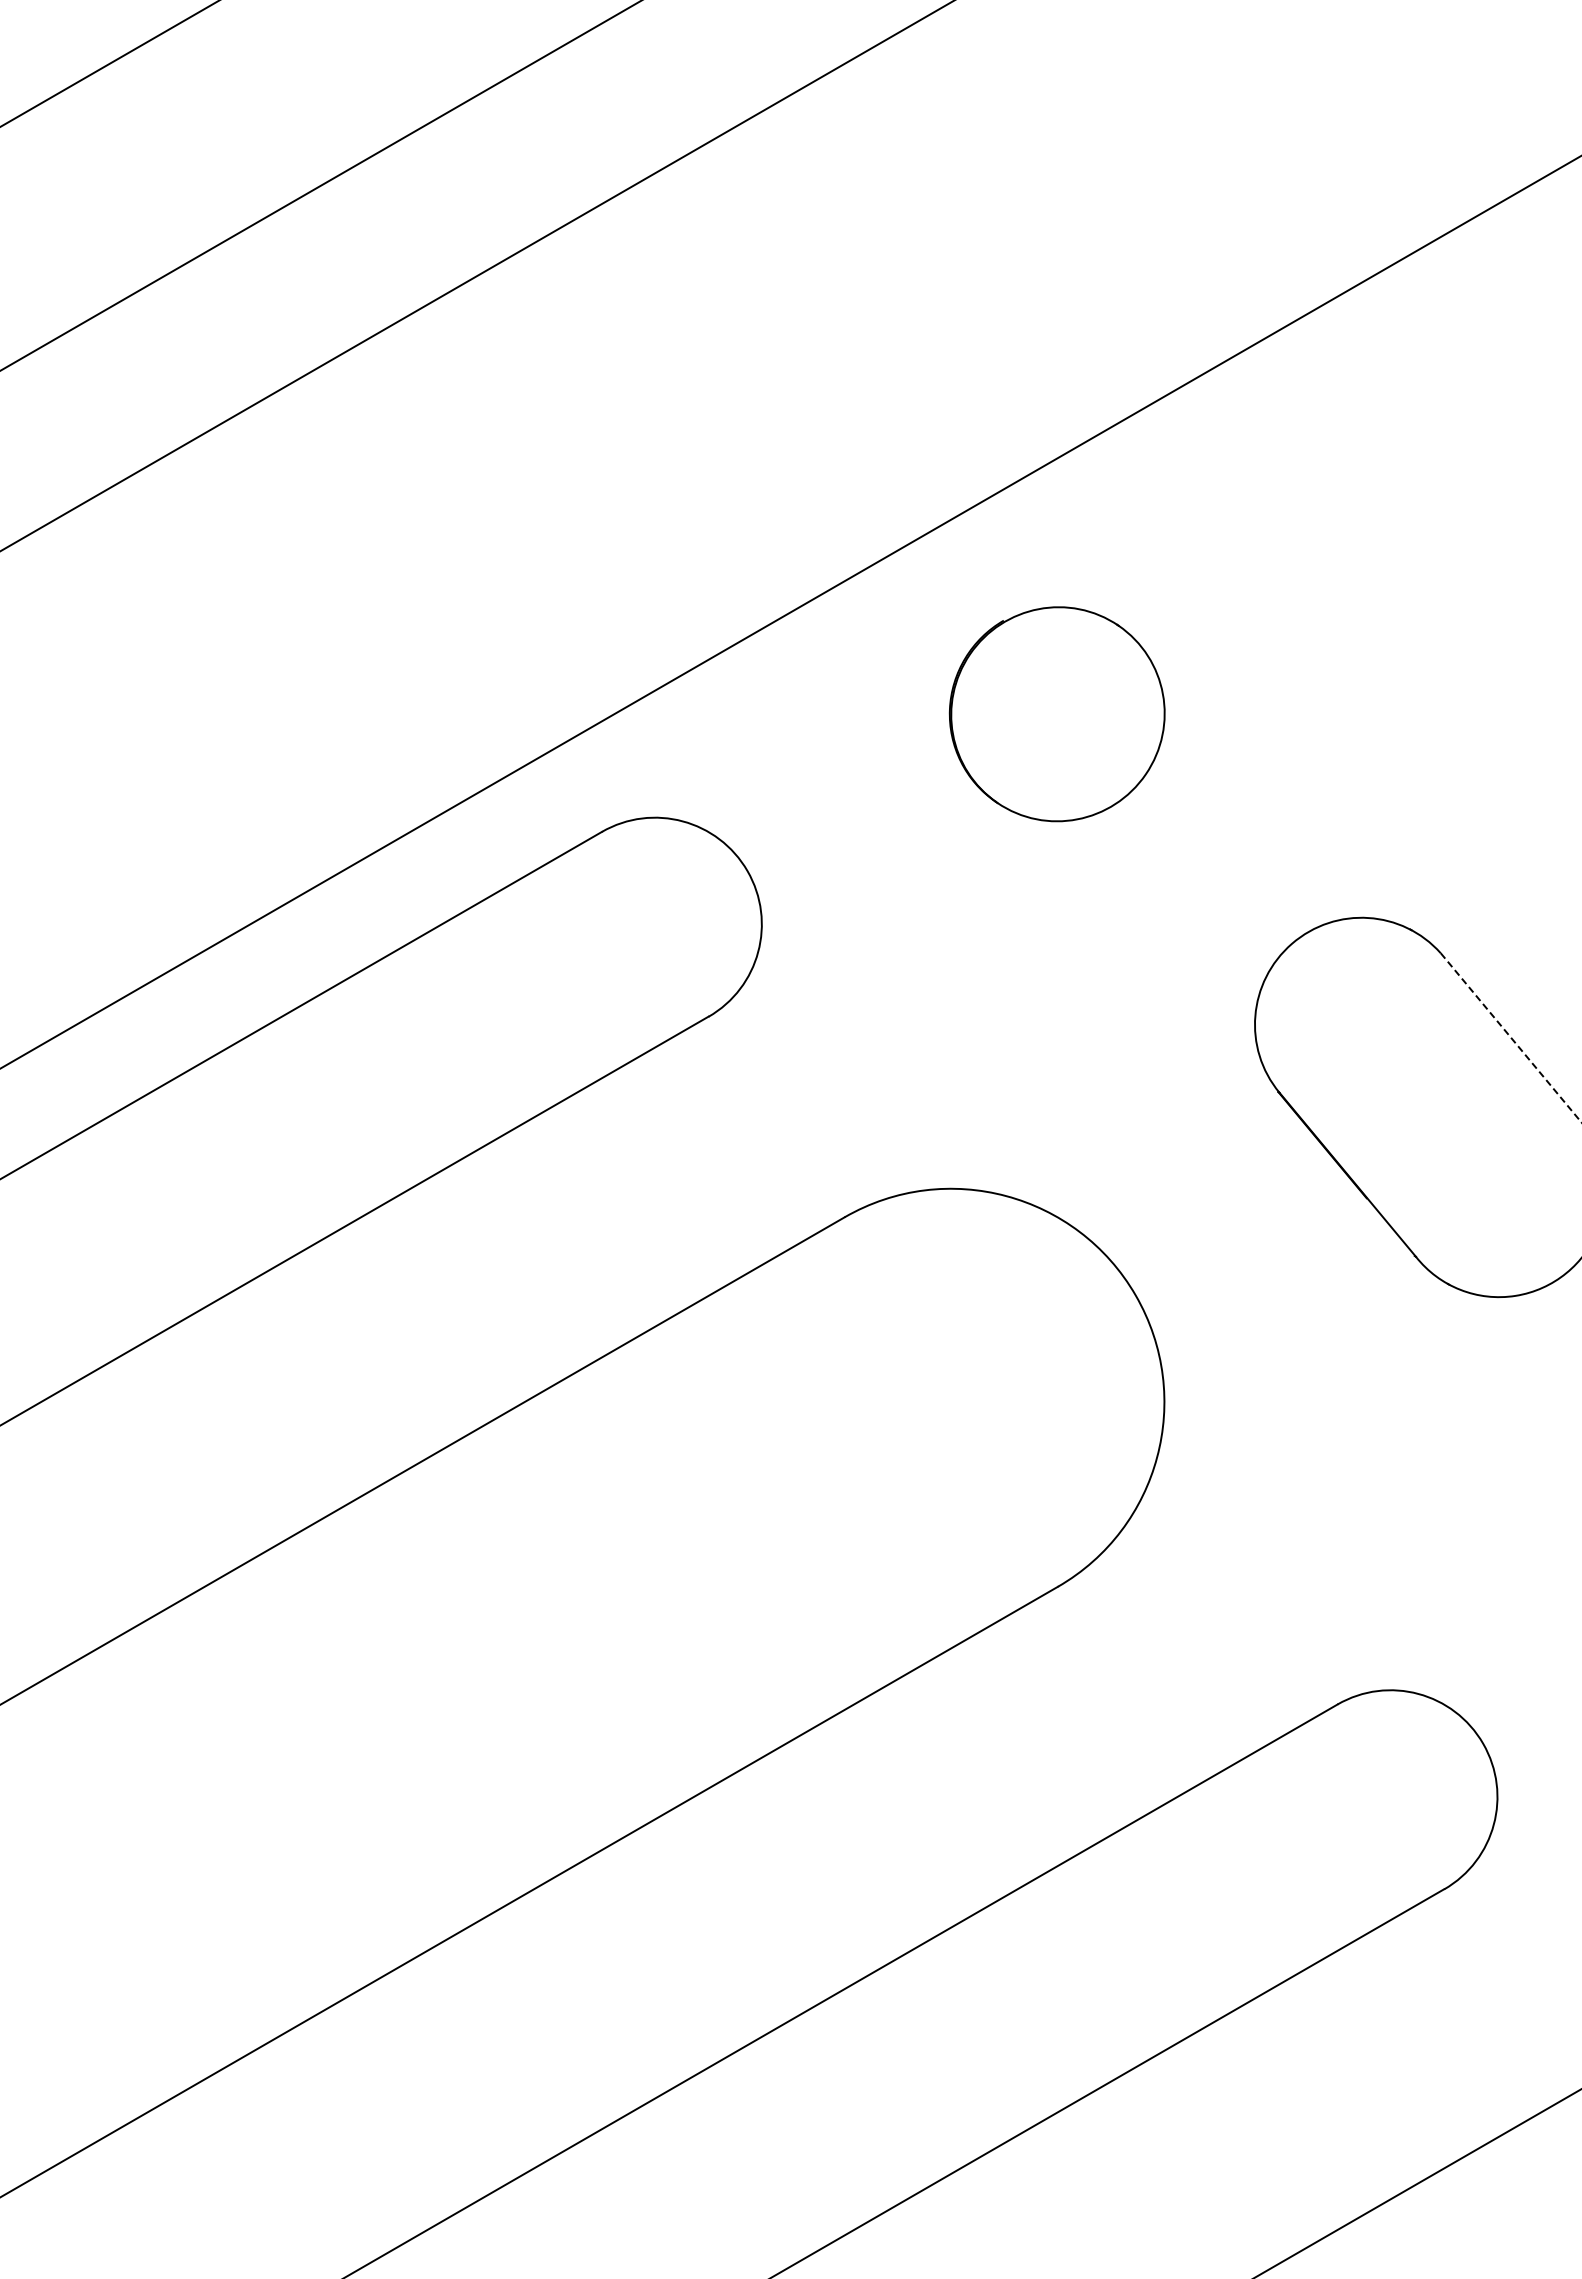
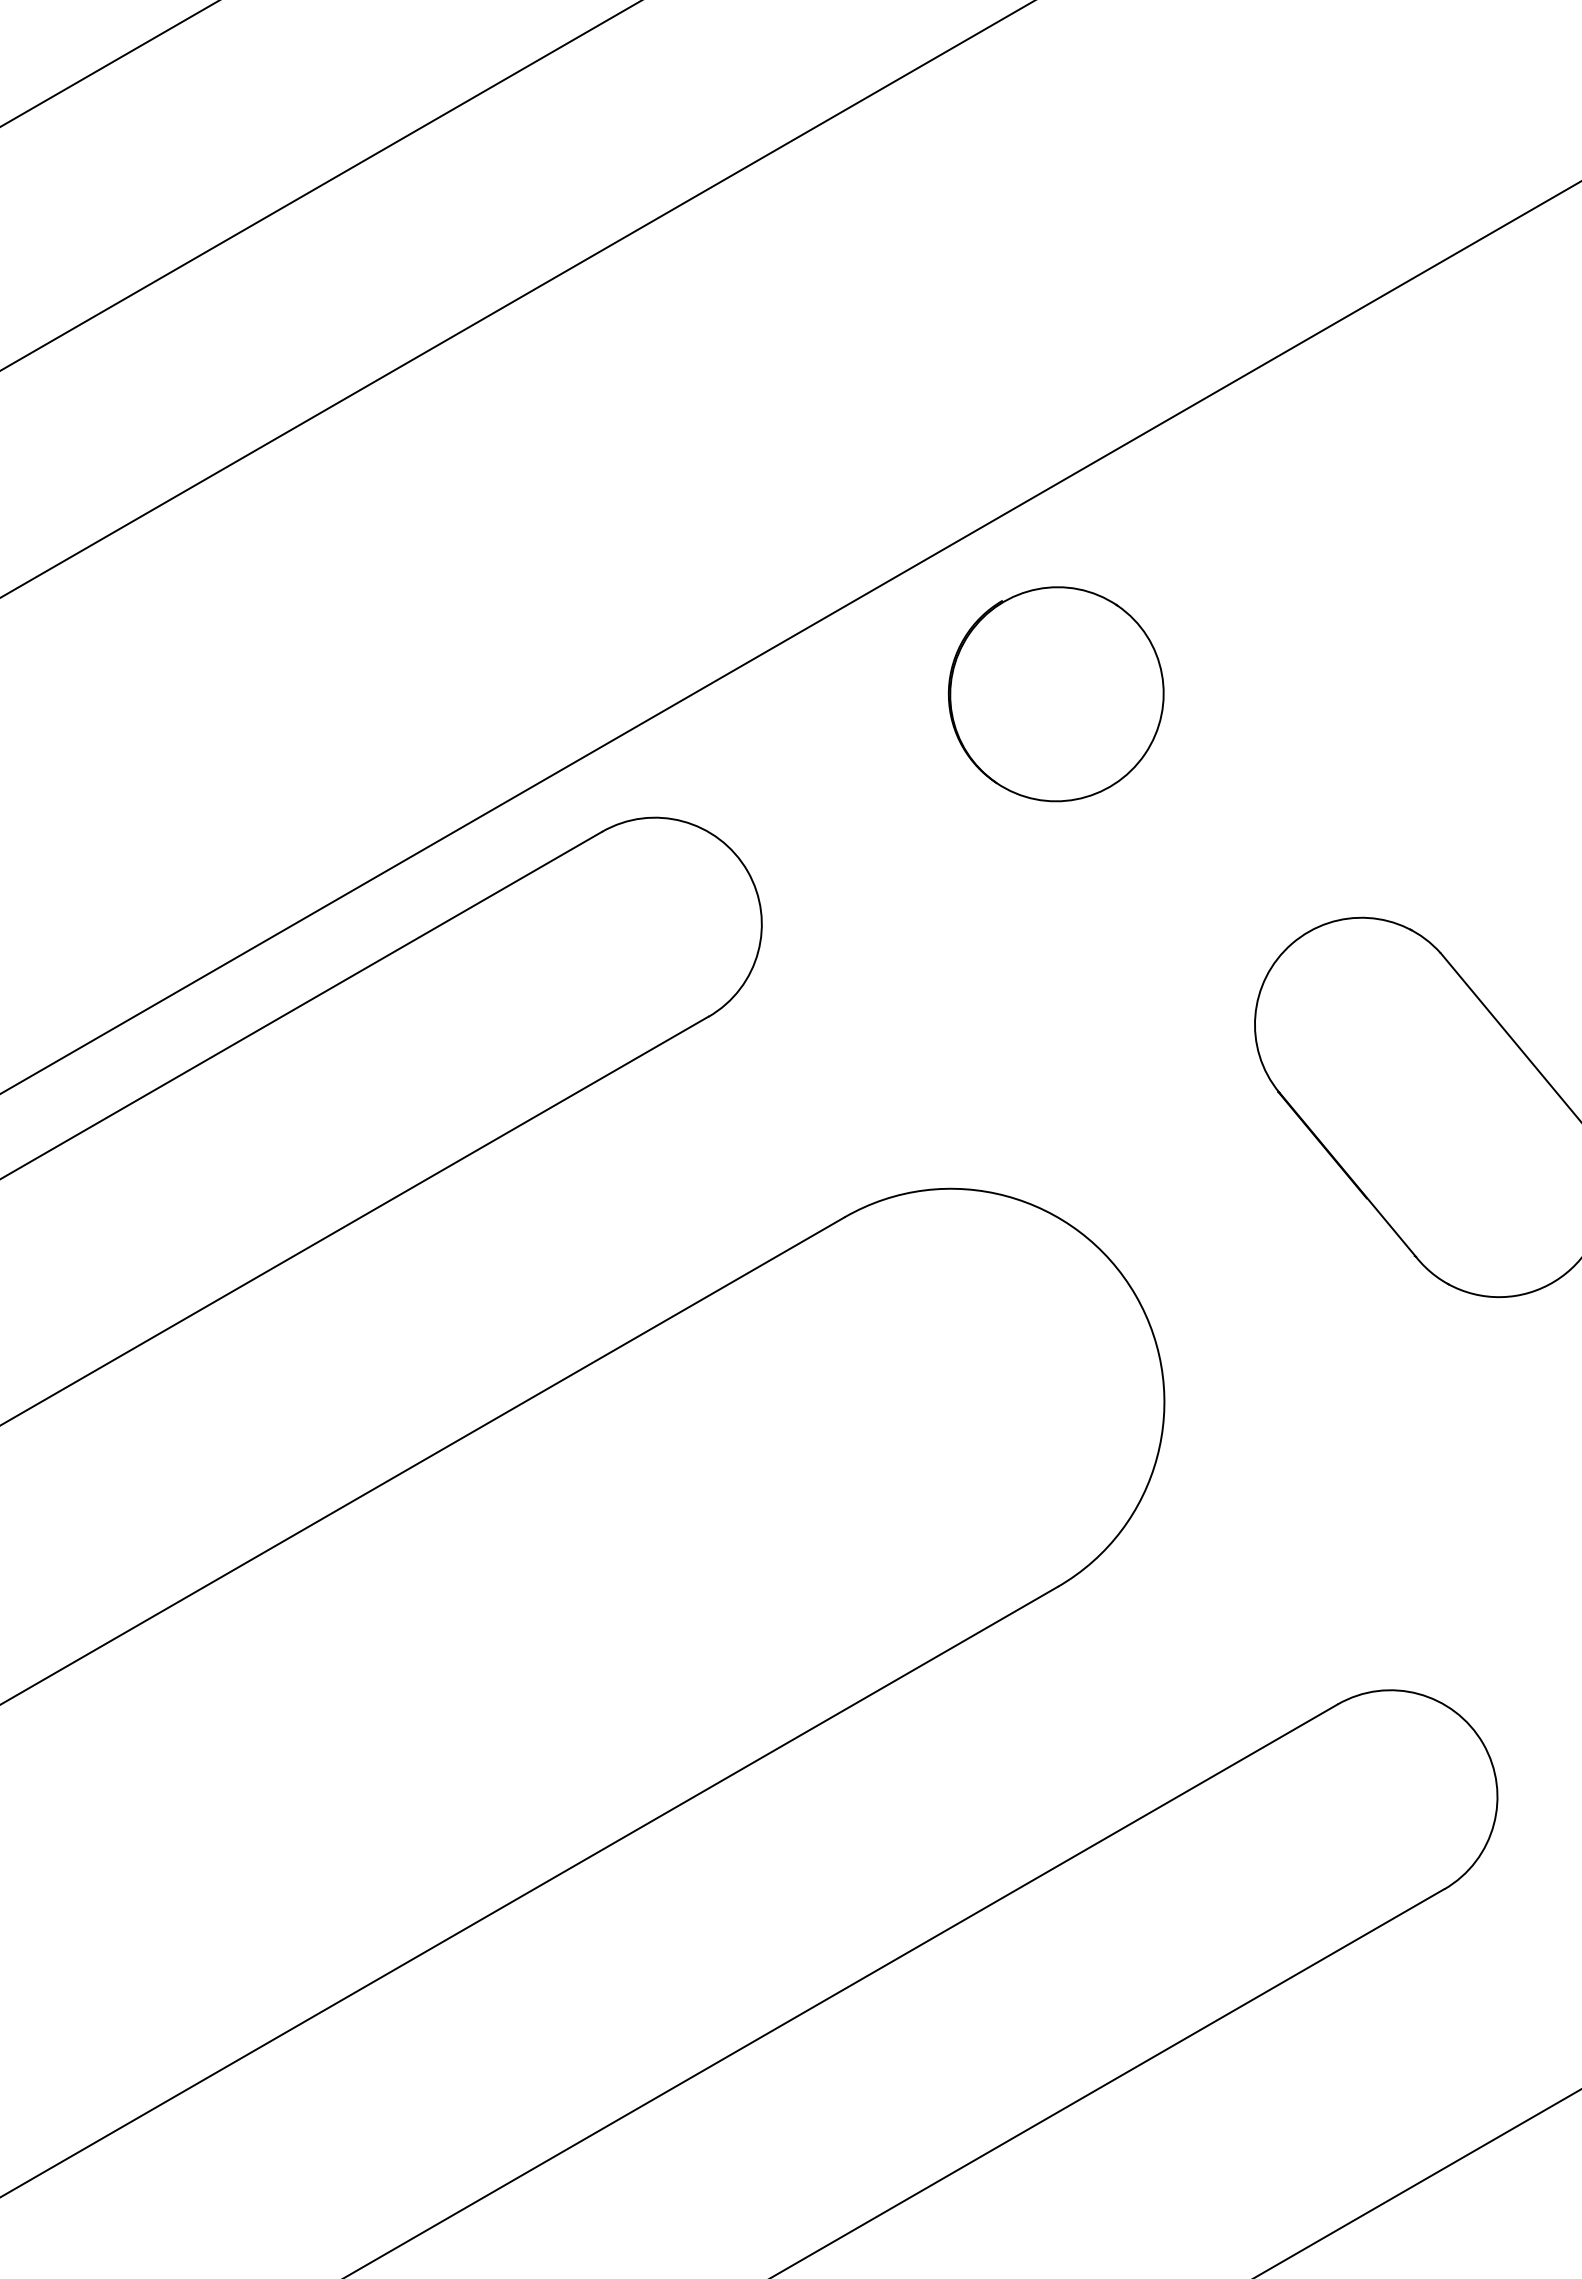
line position: (476, 276) -> (517, 299) (517, 299)
line position: (790, 612) -> (790, 637) (790, 637)
part position: (1056, 714) -> (1055, 694) (1055, 694)
line: dashed -> solid (1511, 1037)
